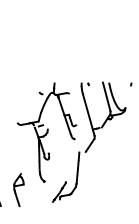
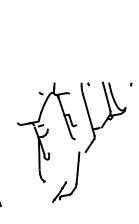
part: present -> none (18, 189)
